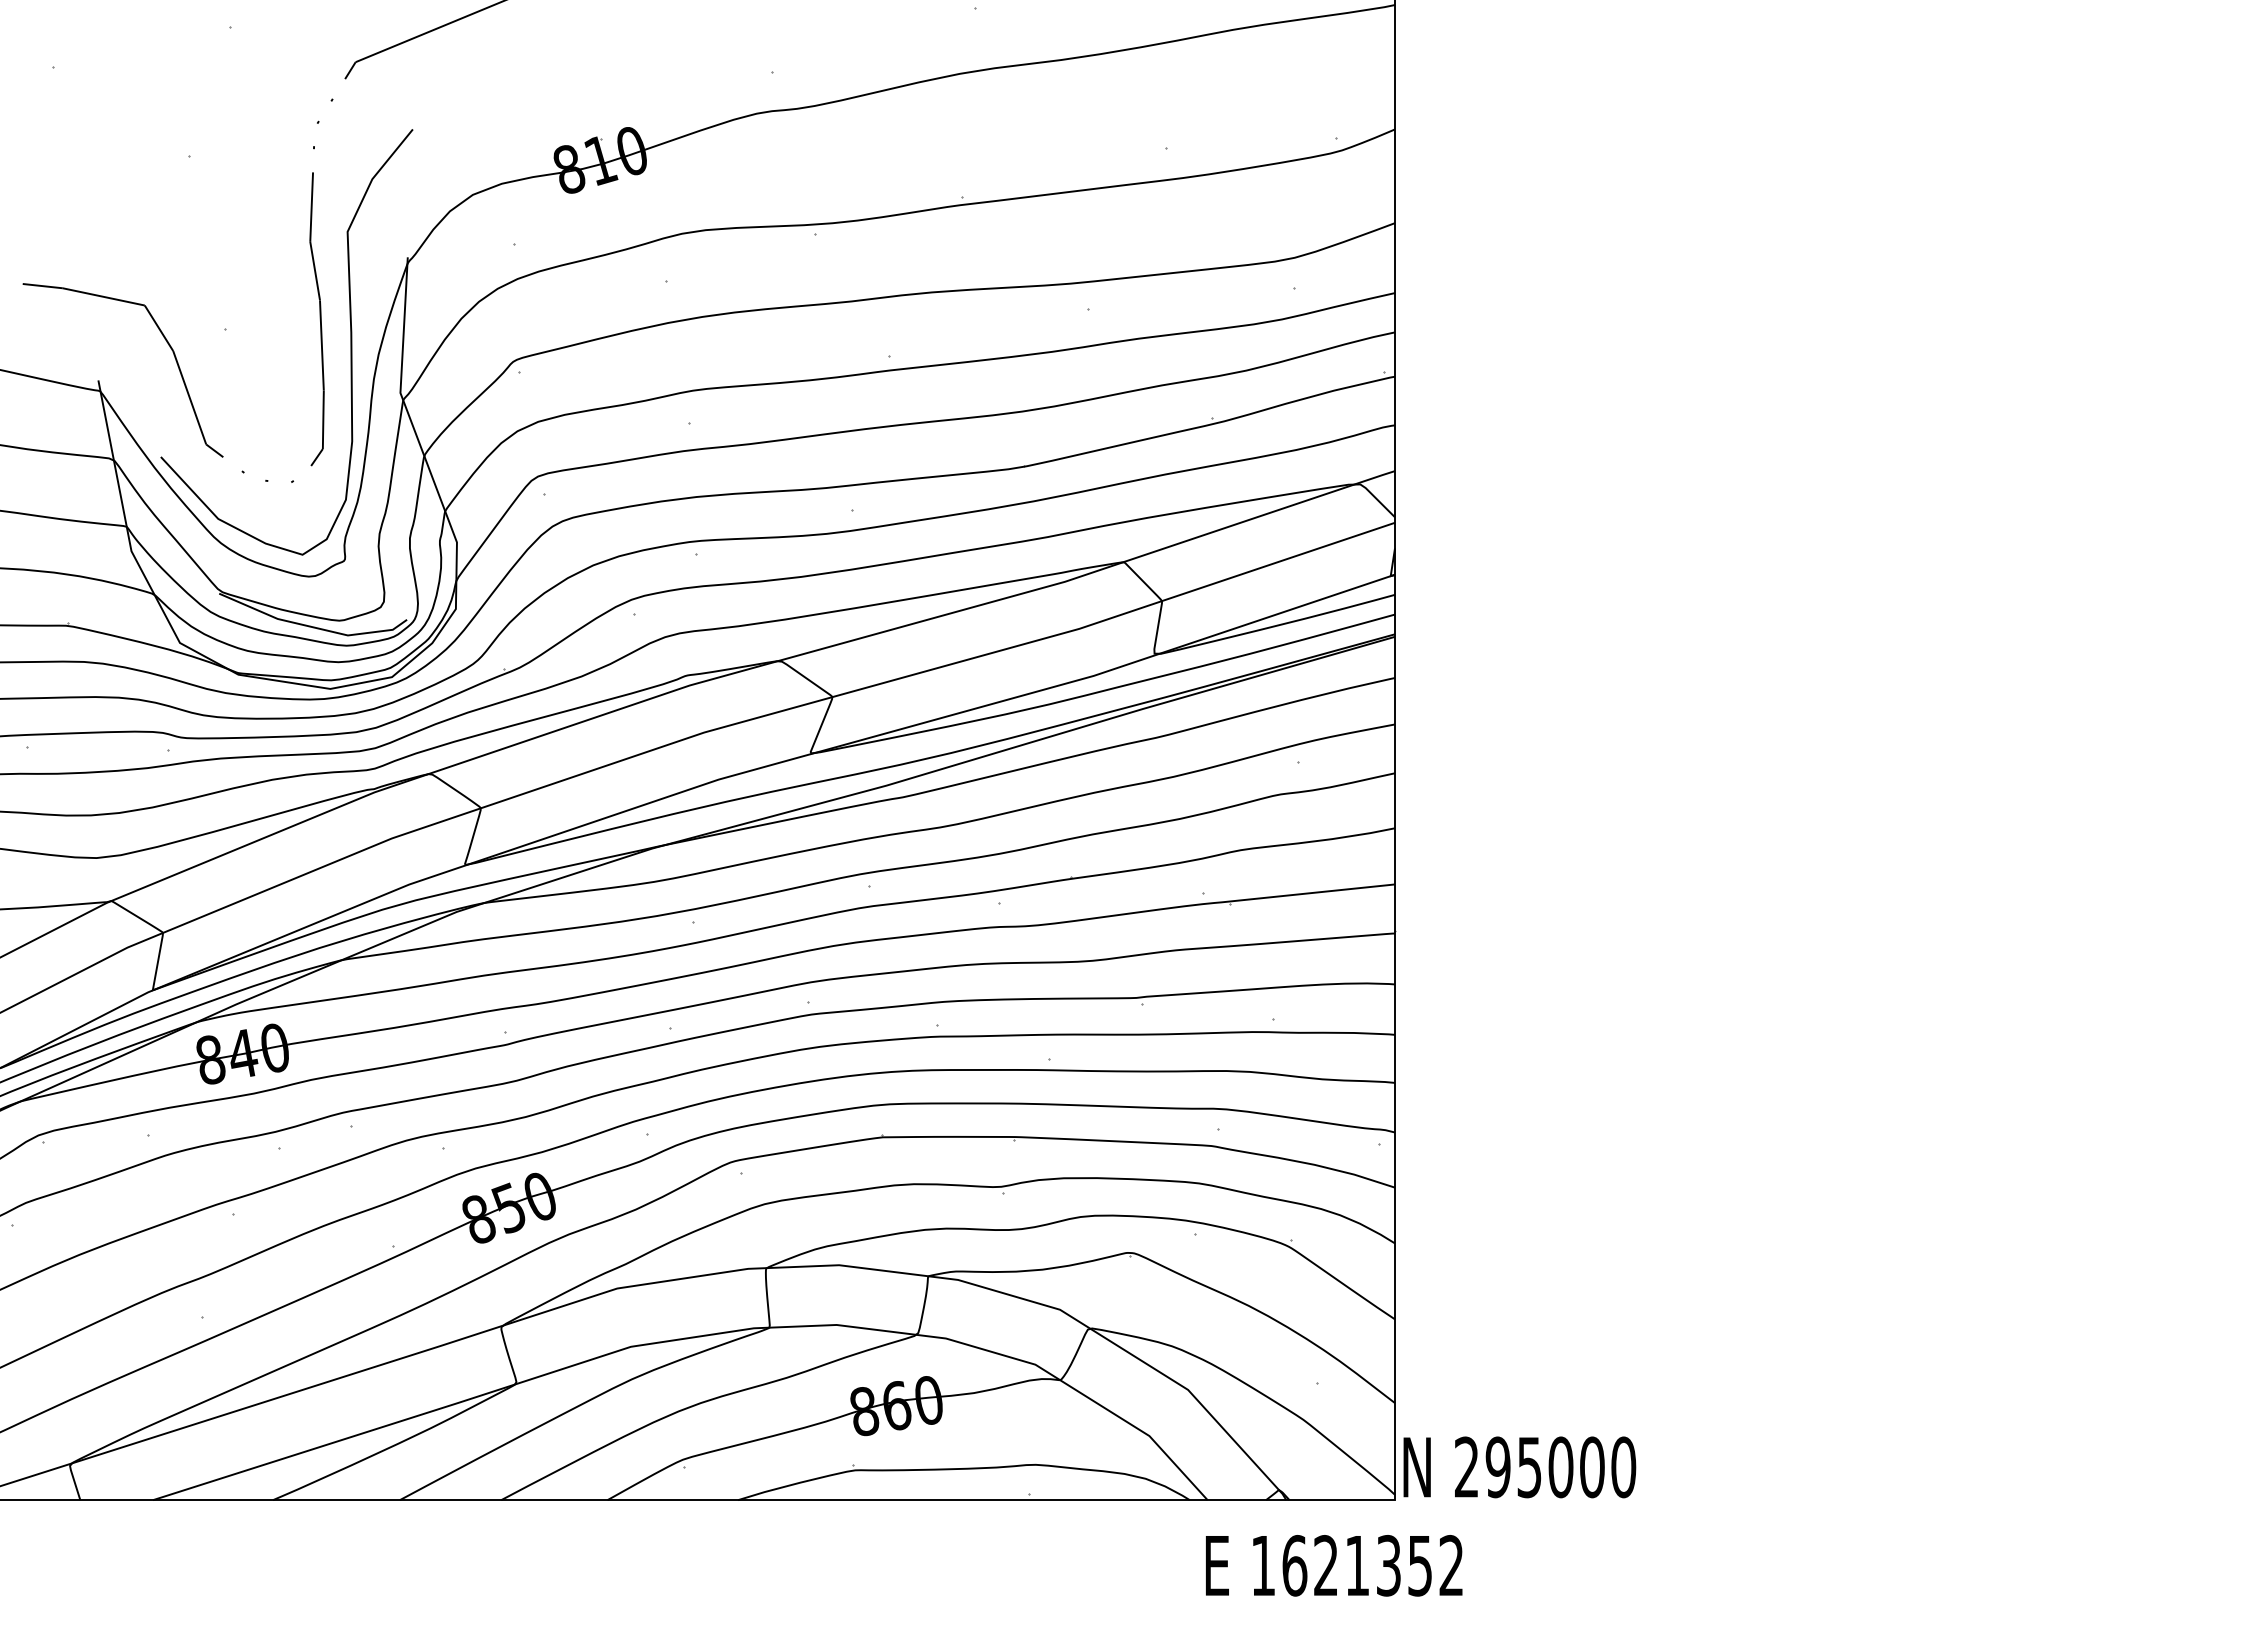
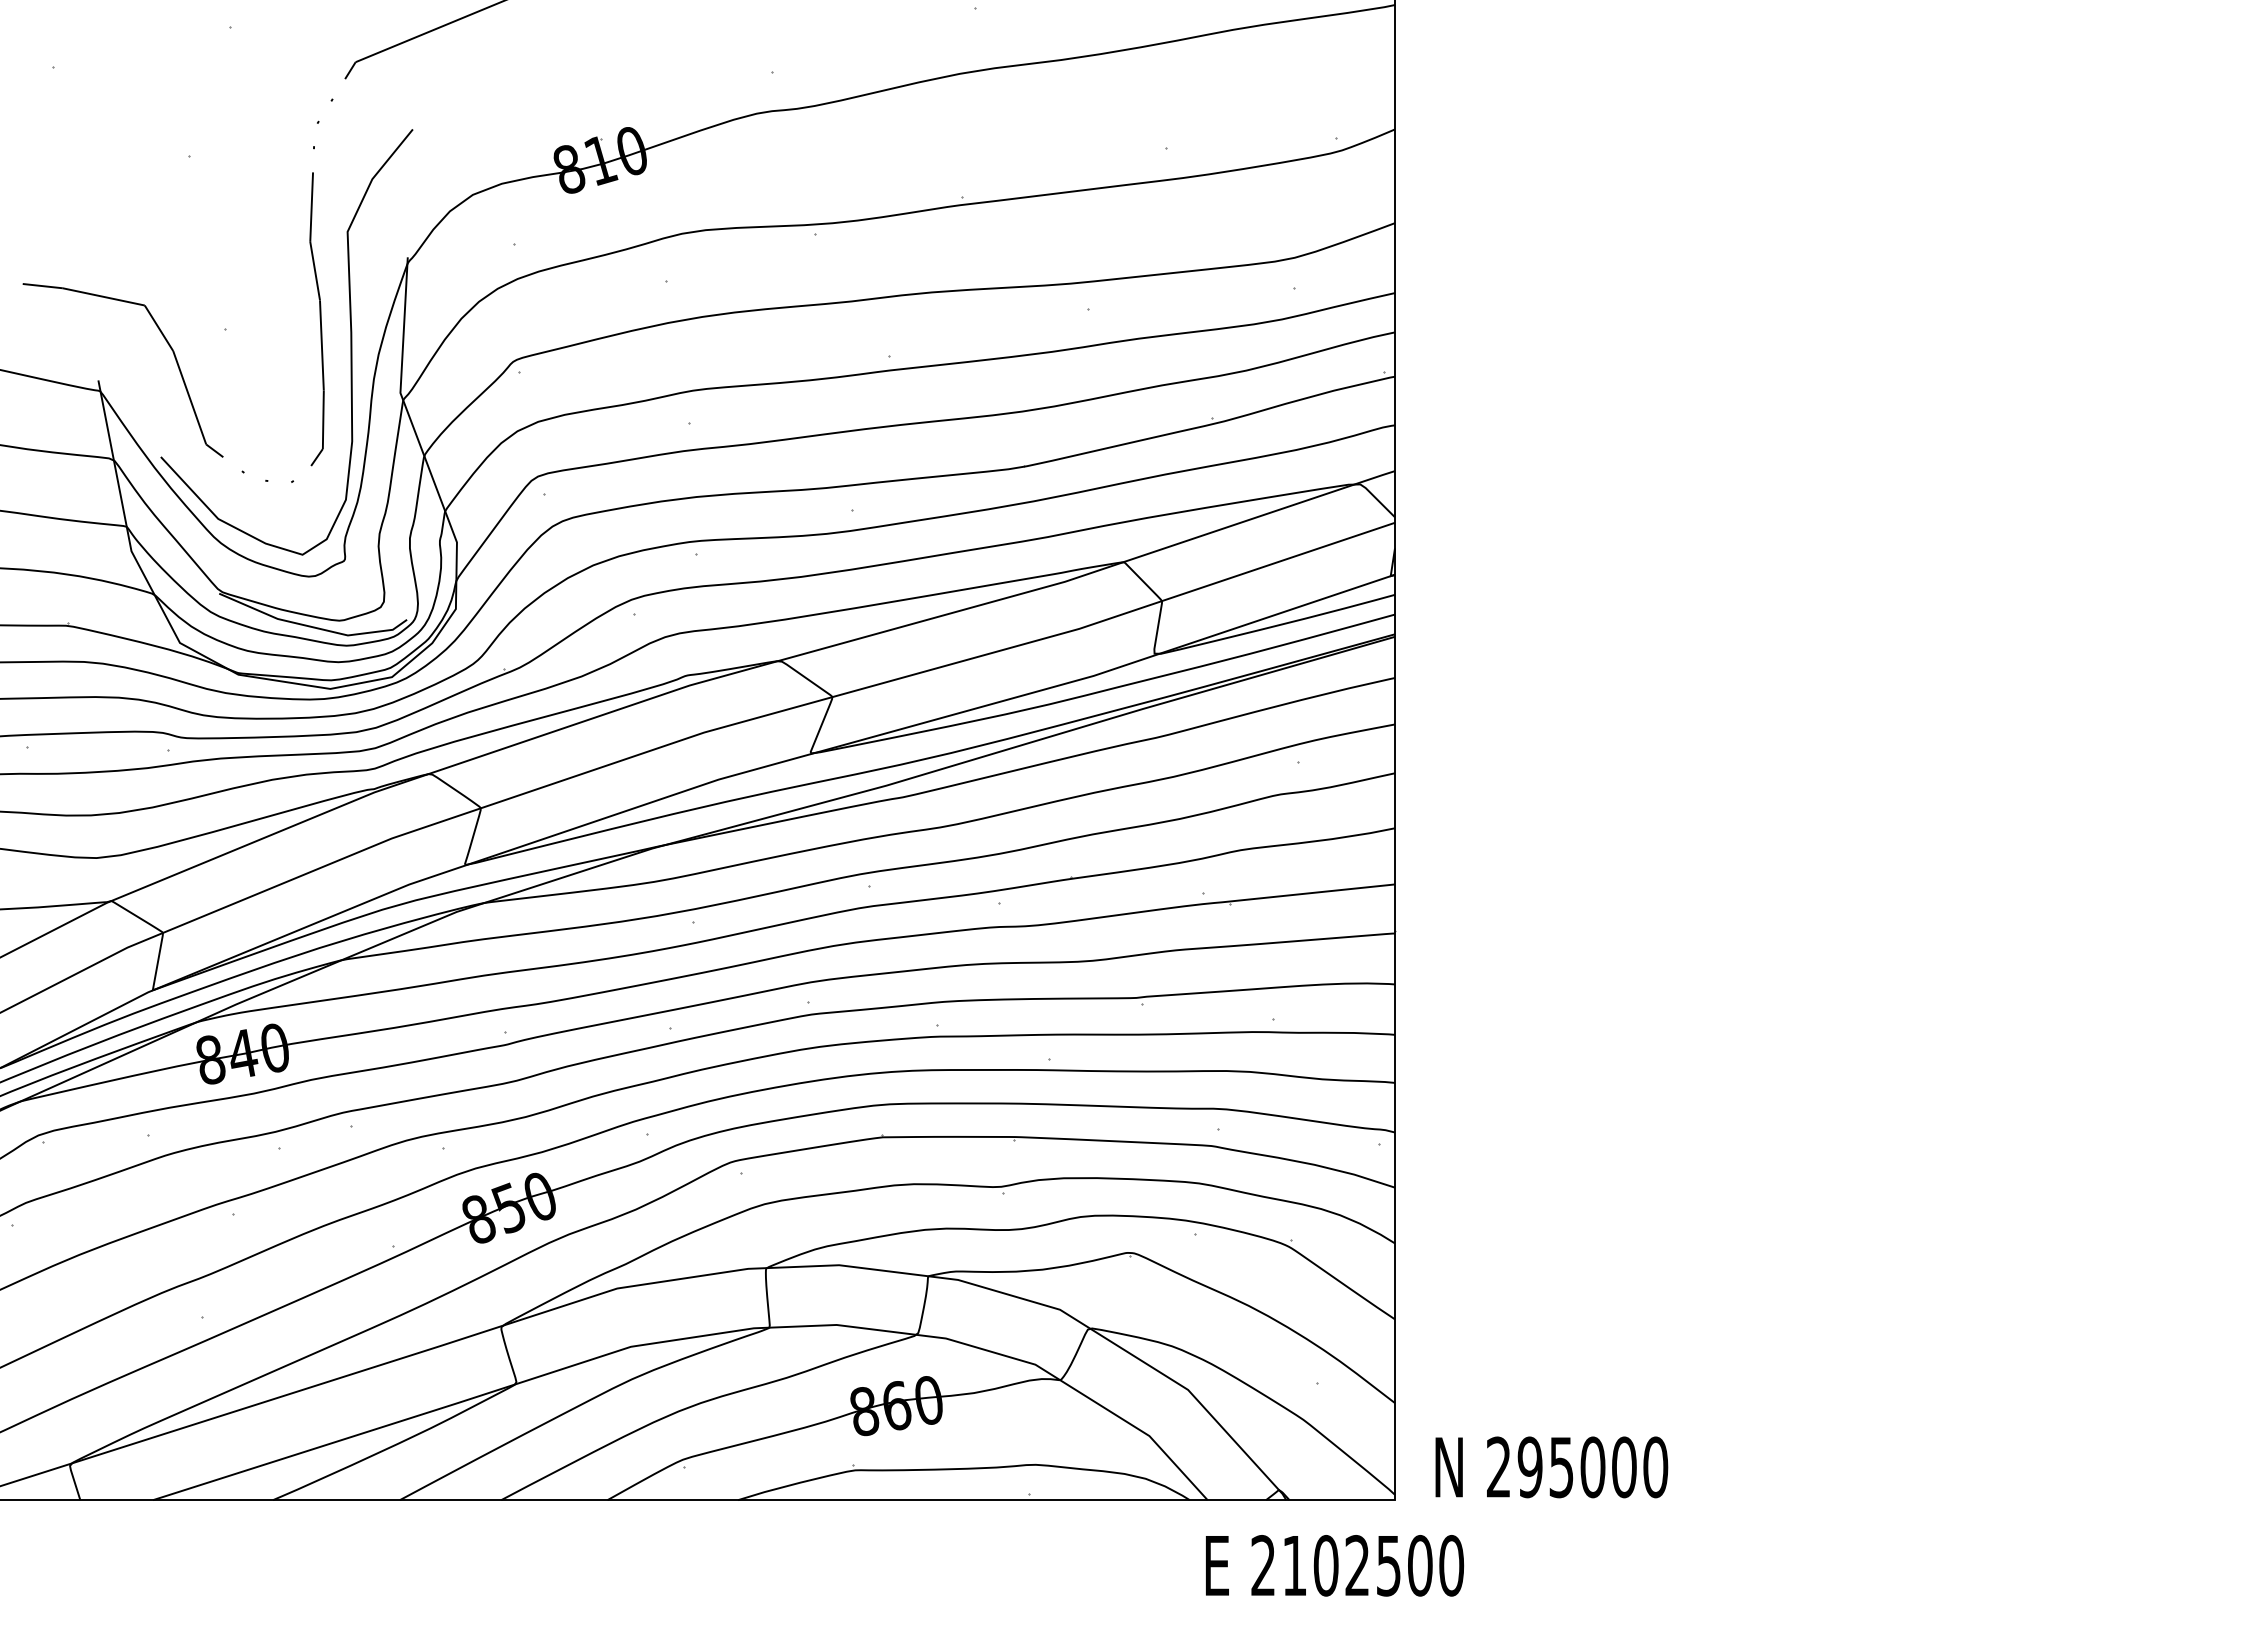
text position: (1519, 1467) -> (1551, 1467) (1551, 1467)
text: 1621352 -> 2102500 (1357, 1565)
